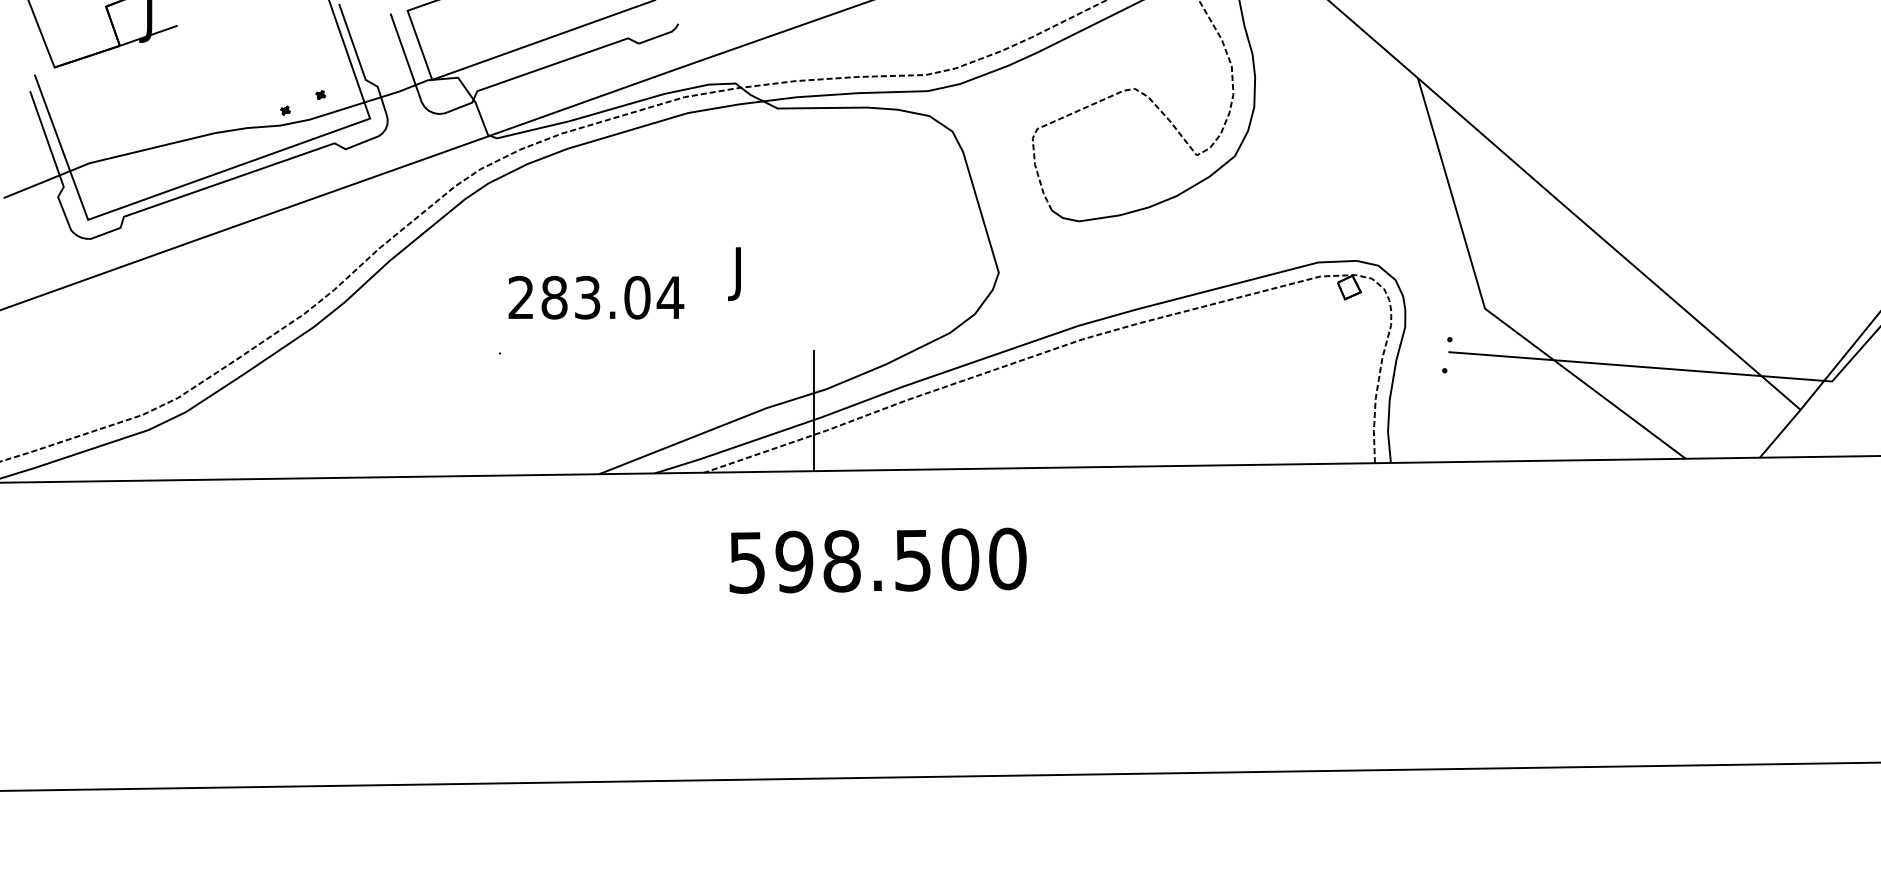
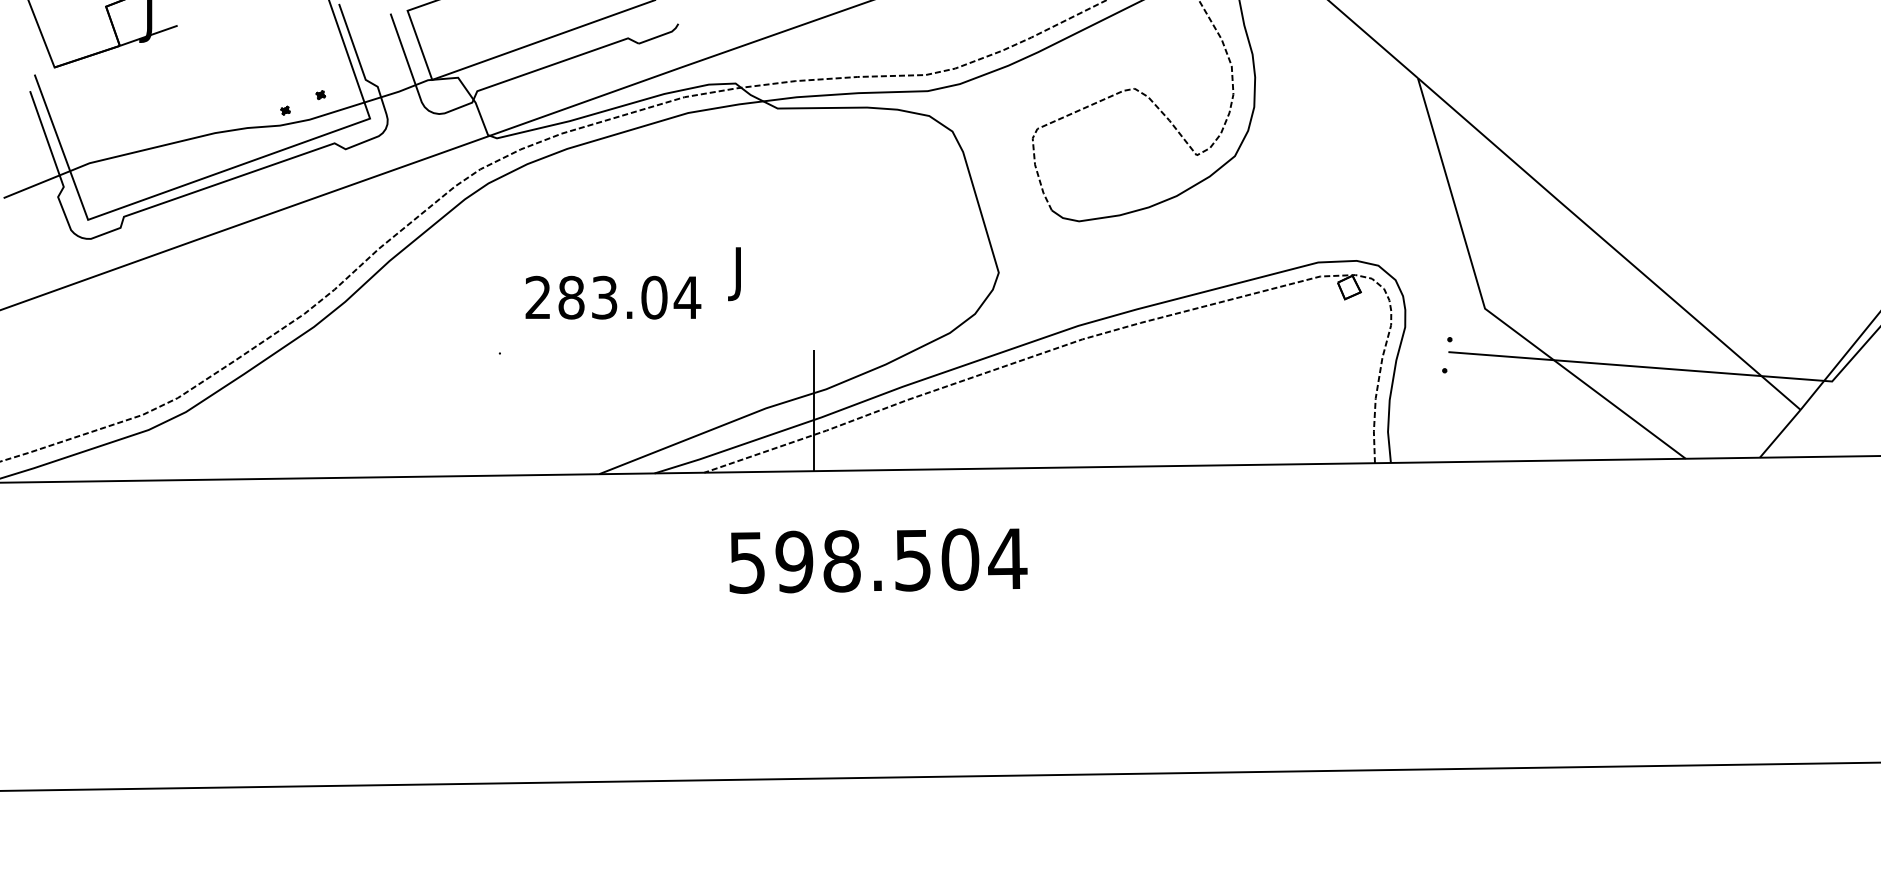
text position: (596, 297) -> (613, 297) (613, 297)
text: 598.500 -> 598.504 (1007, 558)
